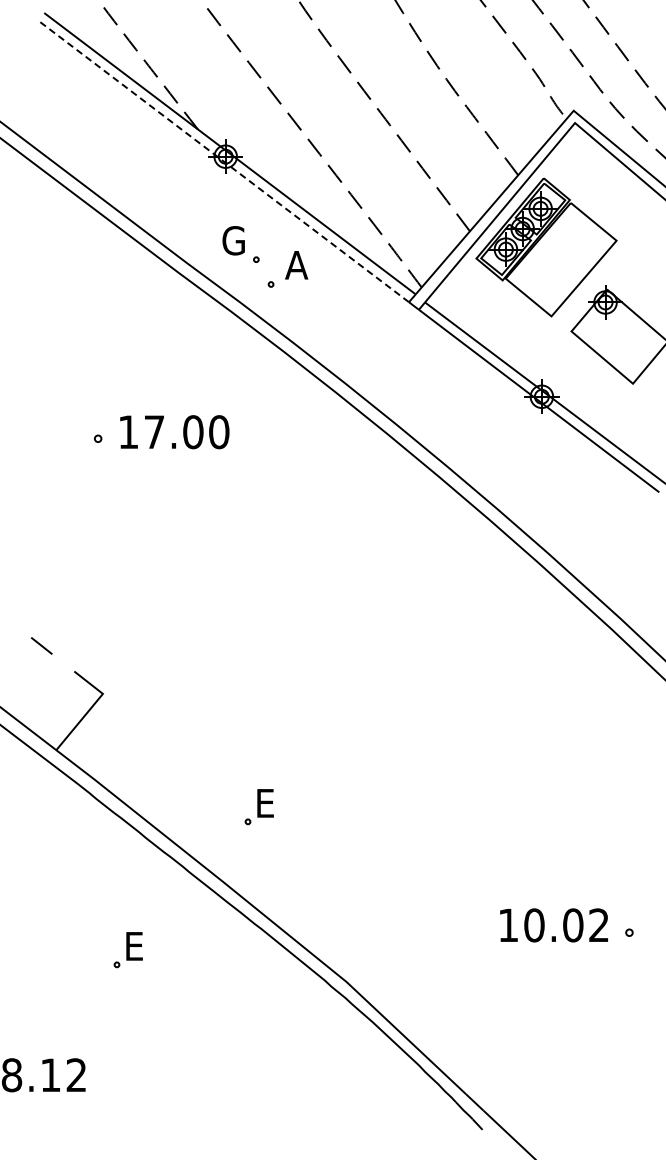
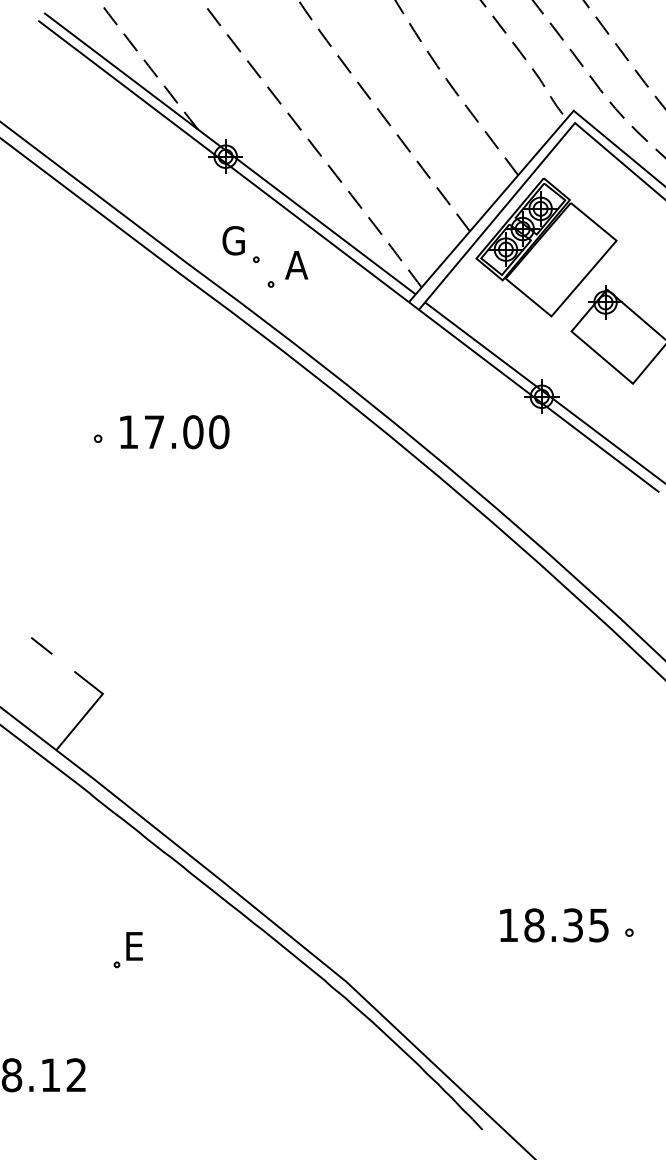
line: dashed -> solid (223, 161)
part: present -> none (258, 807)
text: 10.02 -> 18.35 (566, 925)
